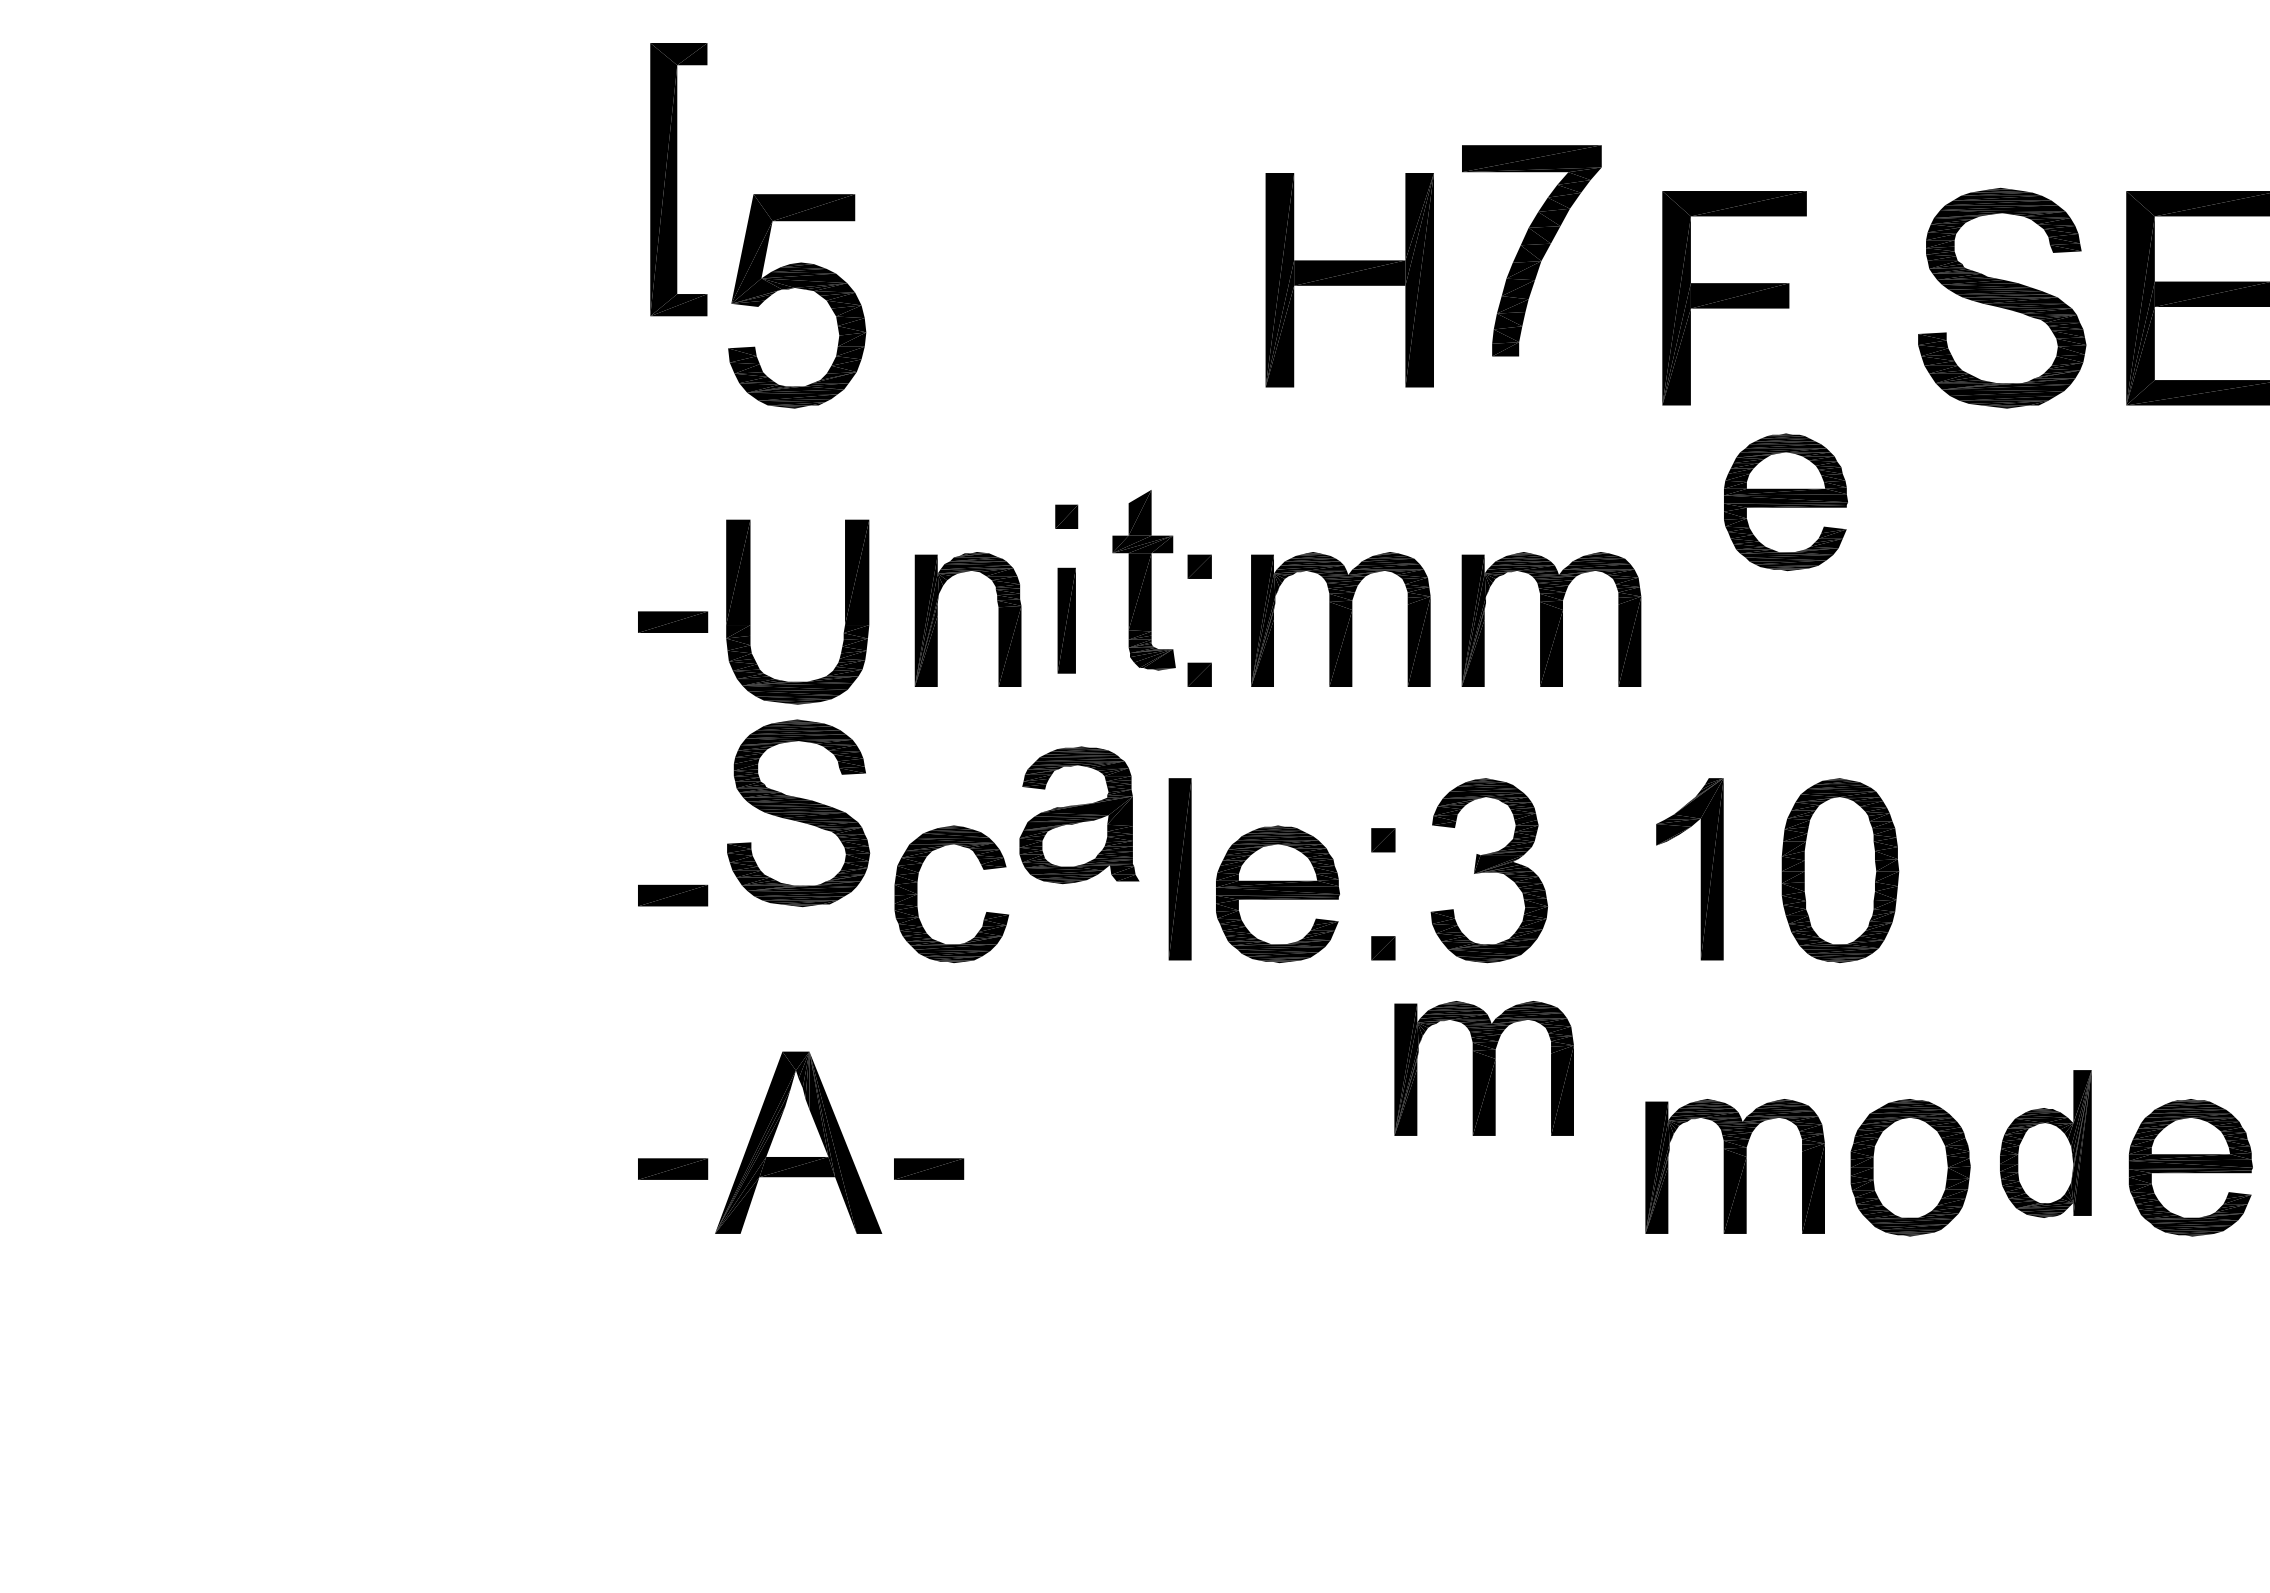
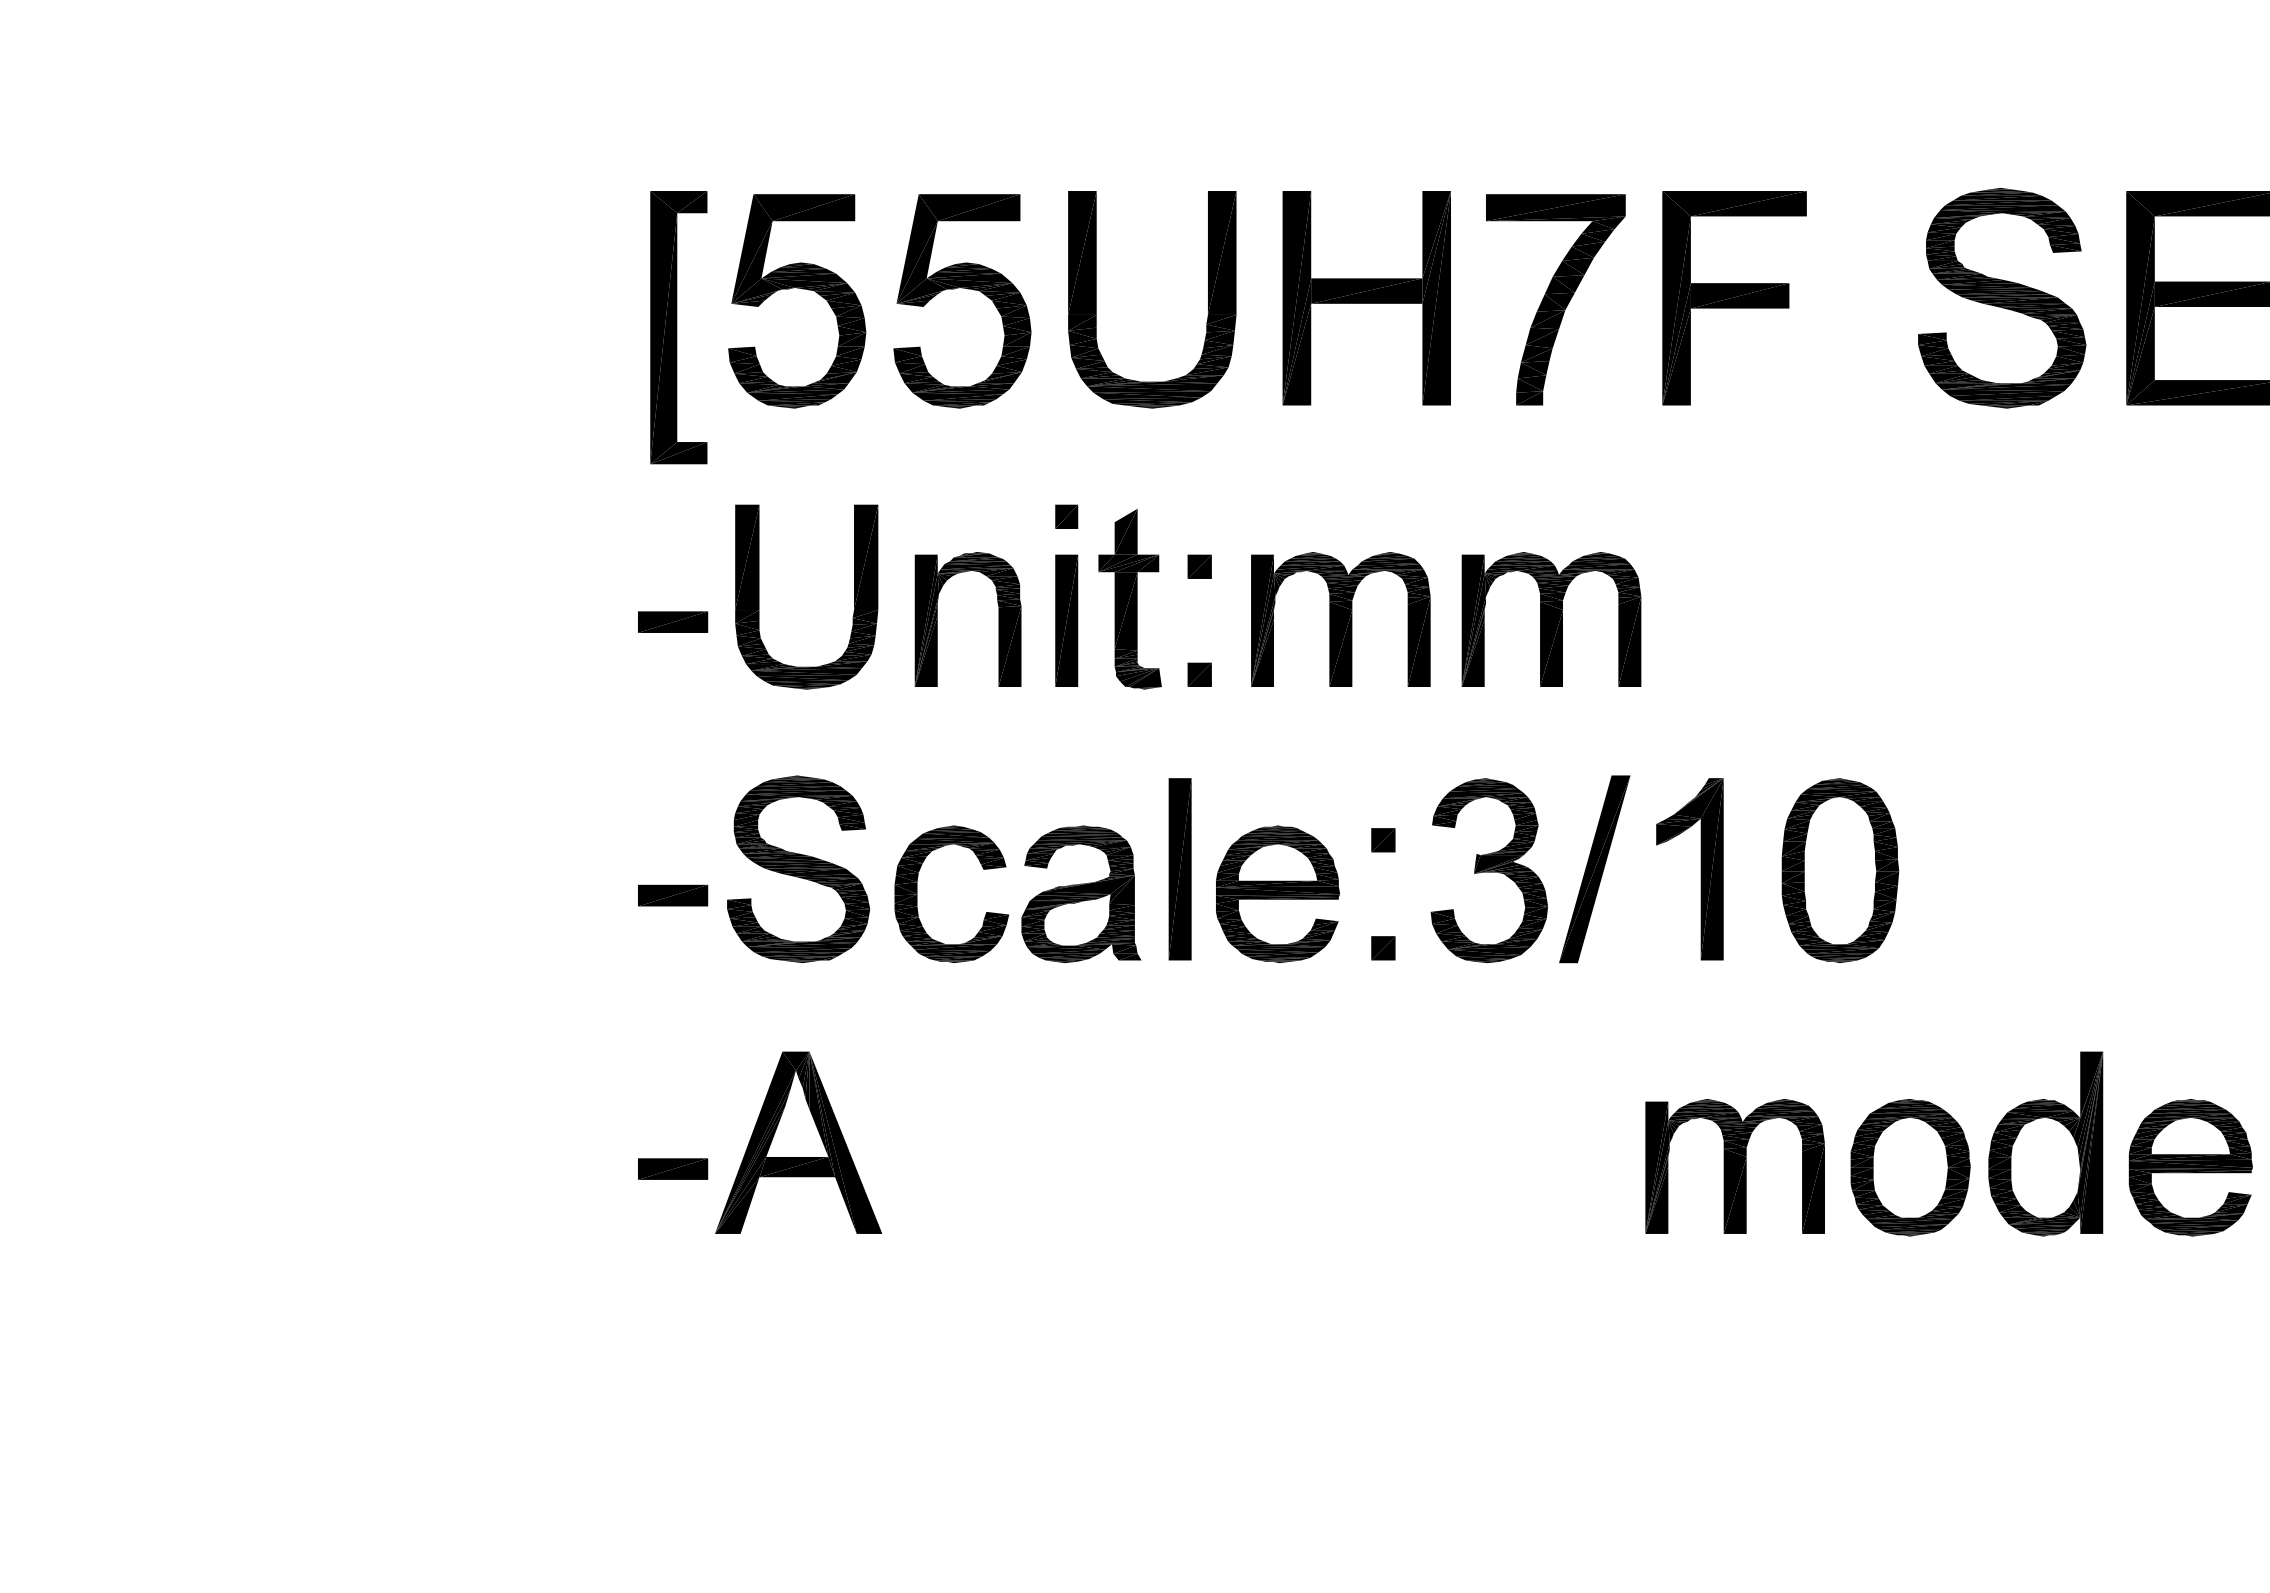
part position: (678, 179) -> (678, 327) (678, 327)
part position: (1531, 250) -> (1555, 299) (1555, 299)
part position: (1349, 280) -> (1366, 298) (1366, 298)
part: none -> present (962, 288)
part: none -> present (1096, 299)
part: present -> none (1785, 502)
part position: (1143, 580) -> (1129, 599) (1129, 599)
part position: (750, 611) -> (759, 596) (759, 596)
part size: 19x107 px -> 24x133 px (1066, 620)
part position: (798, 813) -> (798, 869) (798, 869)
part position: (1079, 815) -> (1081, 894) (1081, 894)
part: none -> present (1594, 869)
part: present -> none (1483, 1068)
part size: 92x148 px -> 116x186 px (2045, 1143)
part: present -> none (929, 1168)
